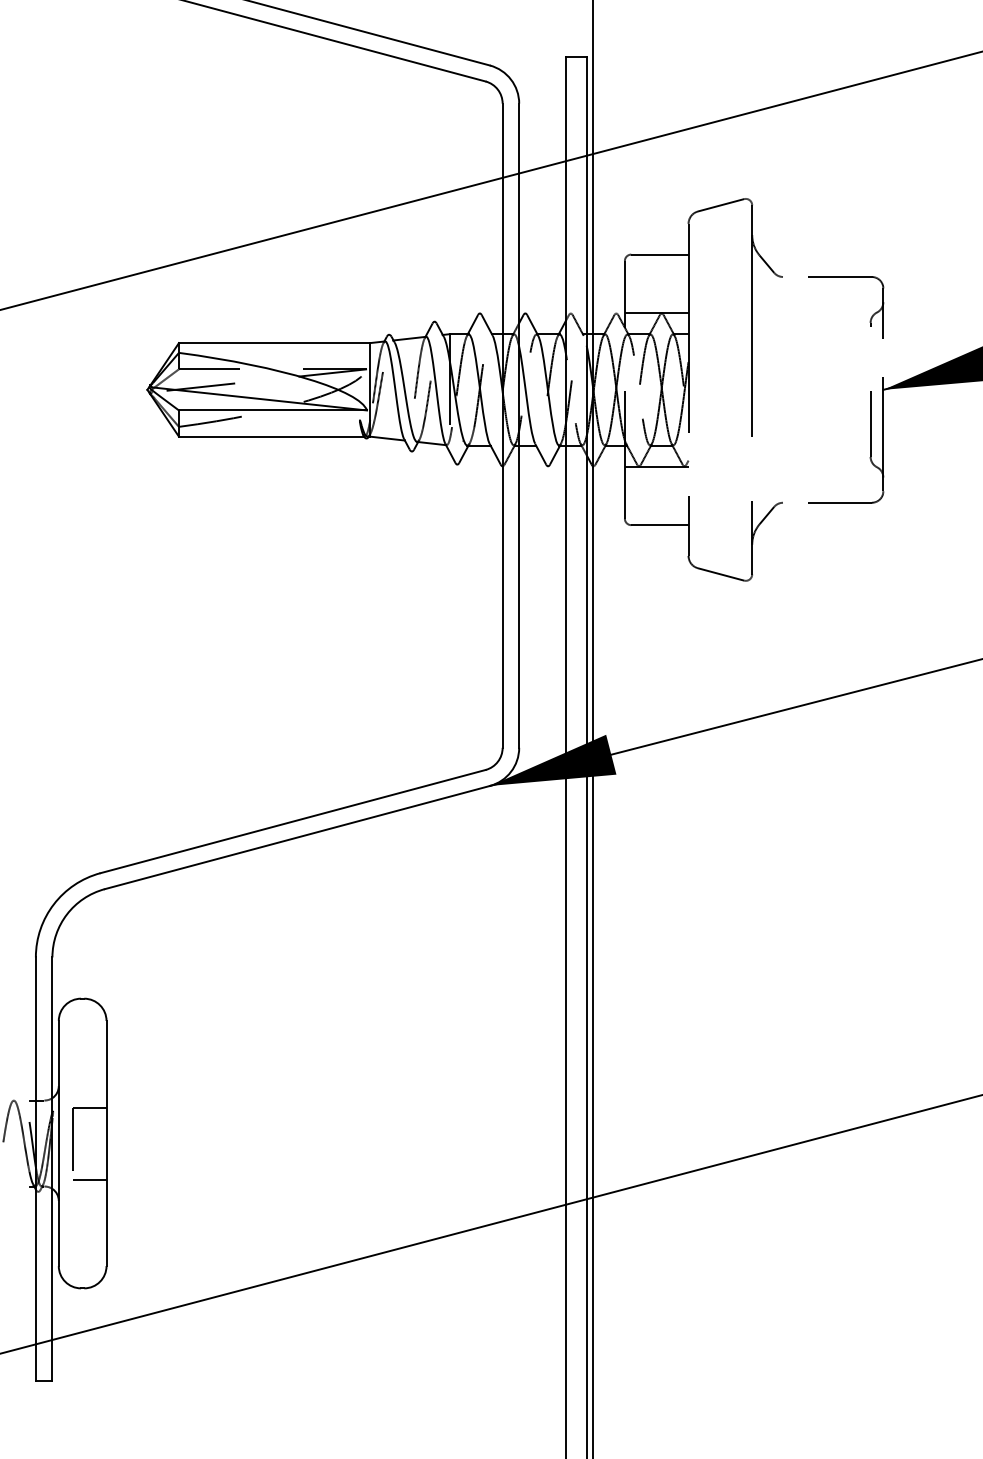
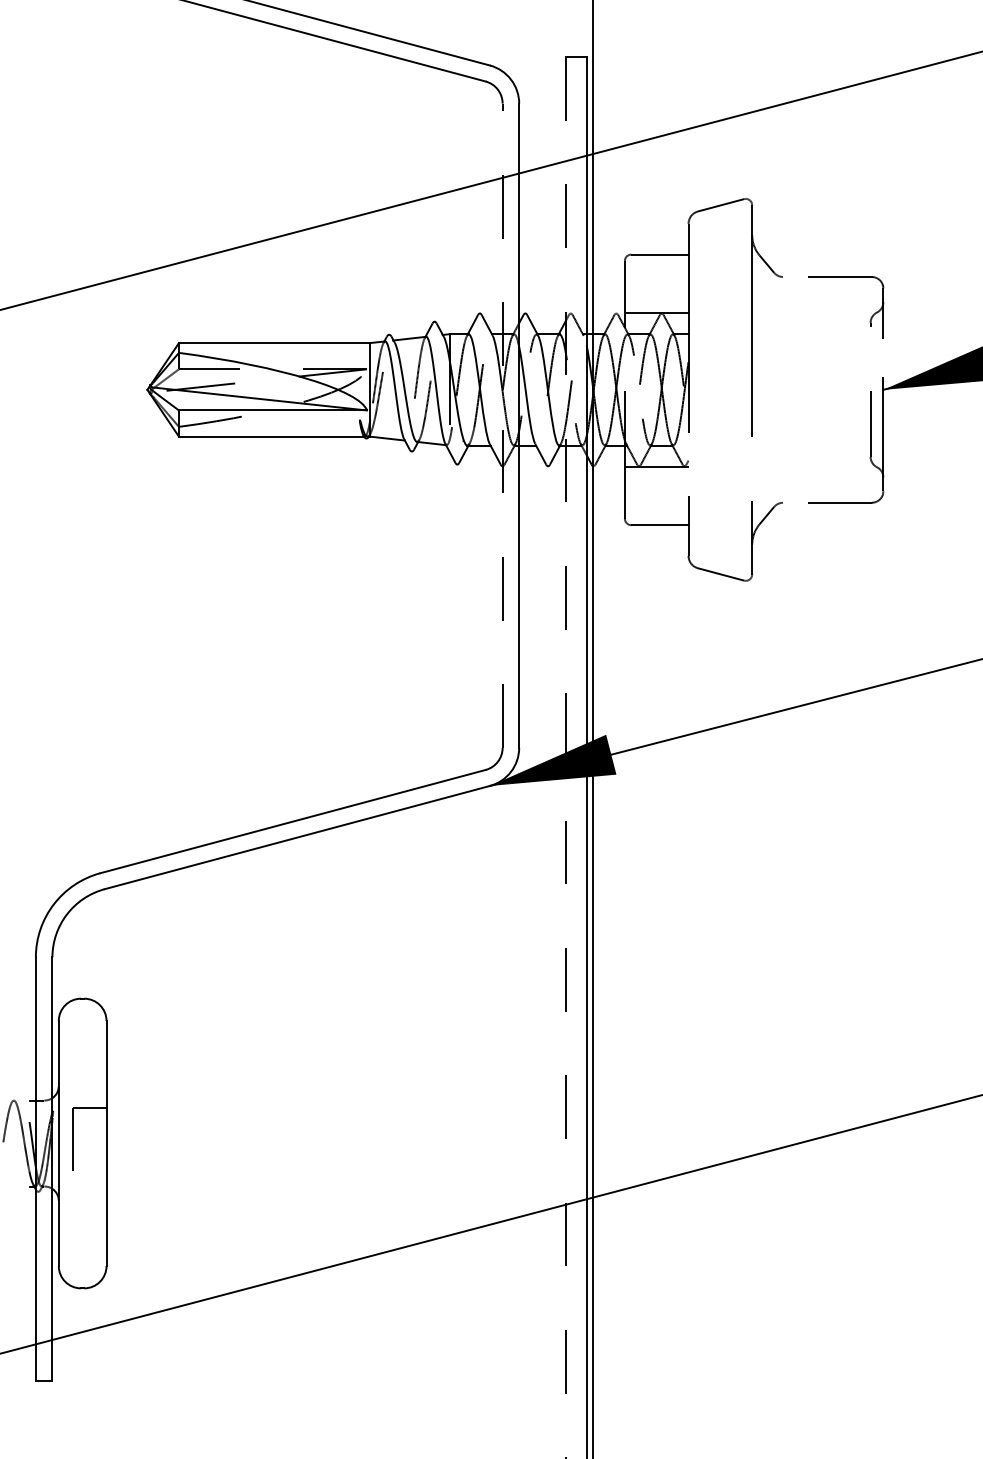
line: solid -> dashed (502, 425)
line: solid -> dashed (566, 757)
line: present -> none (89, 1179)
